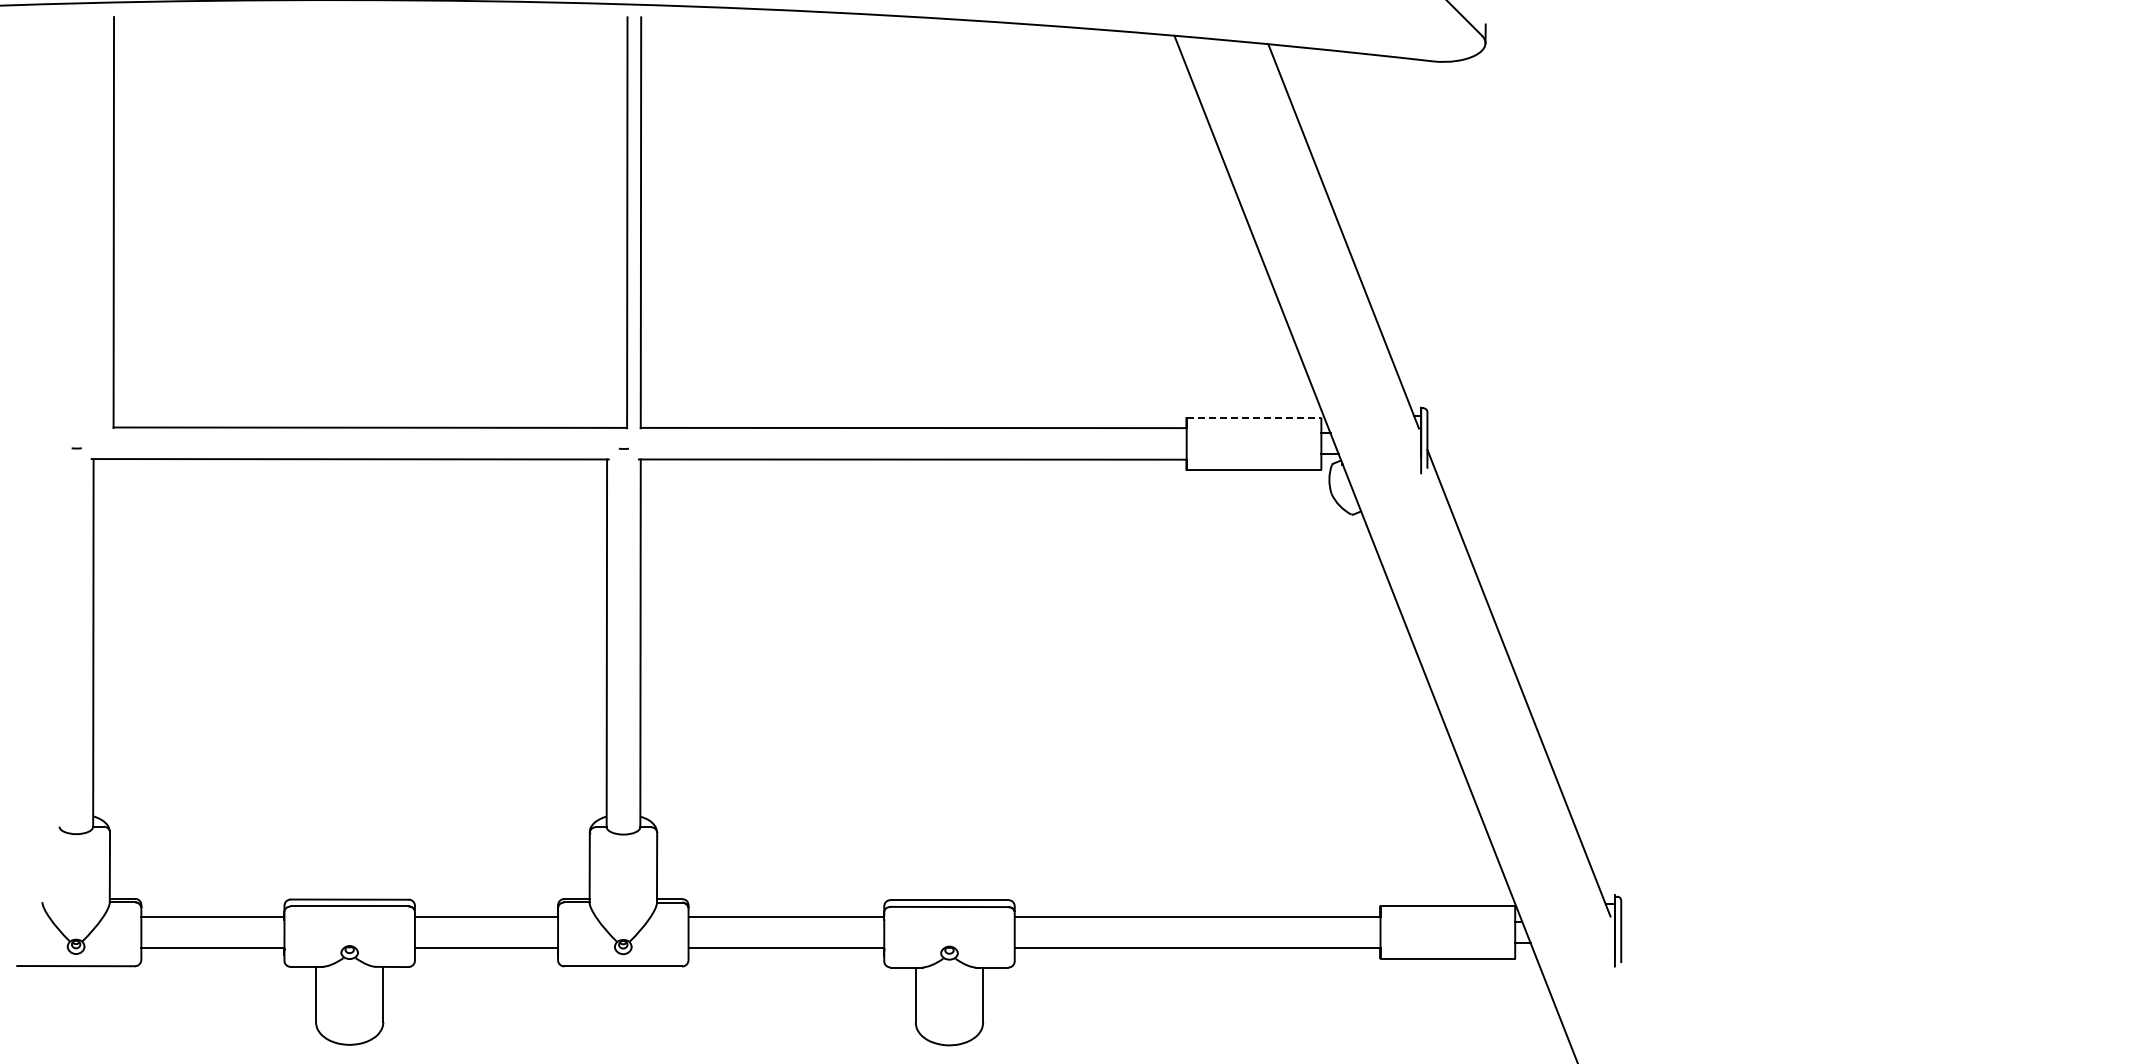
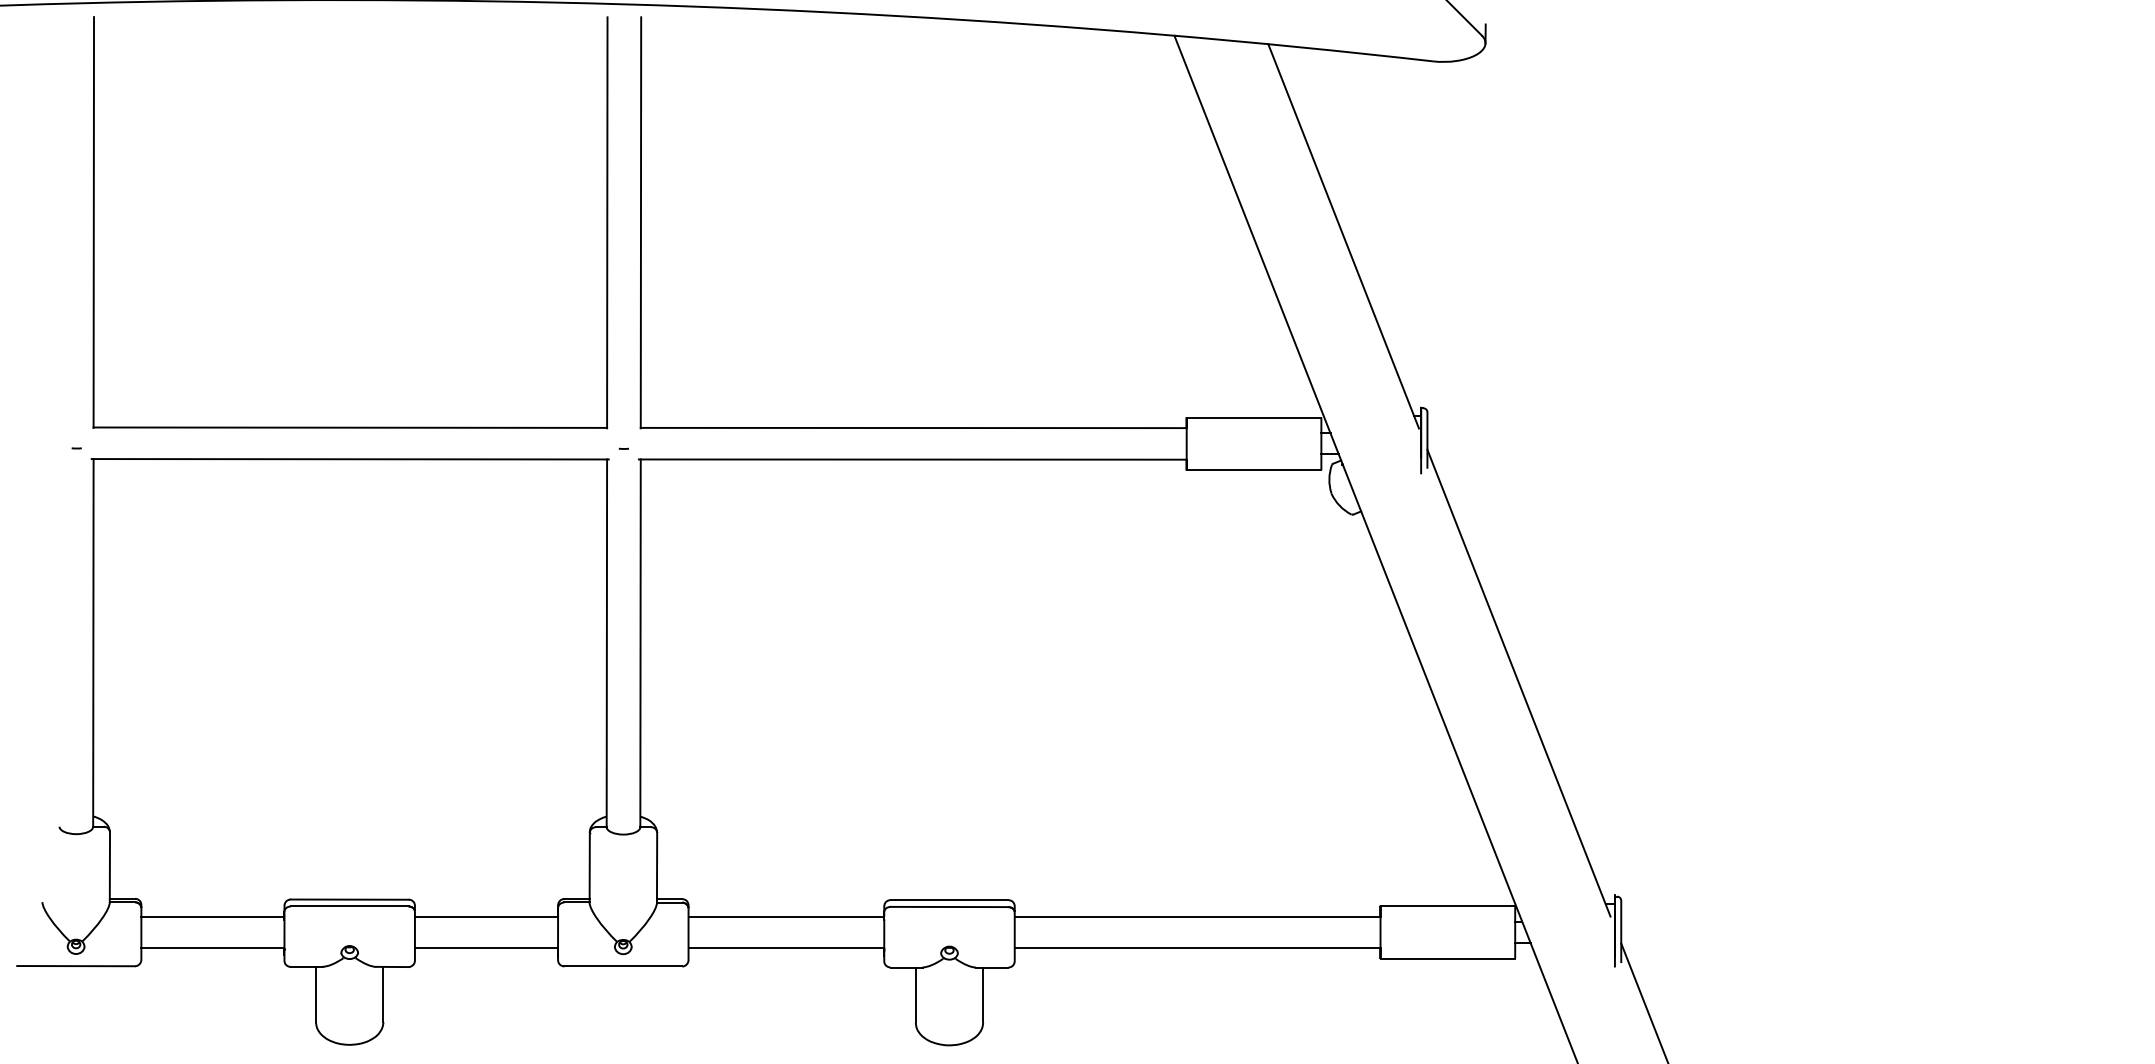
line: dashed -> solid (1254, 417)
part position: (370, 426) -> (350, 426) (350, 426)
line: none -> present (1644, 1001)
